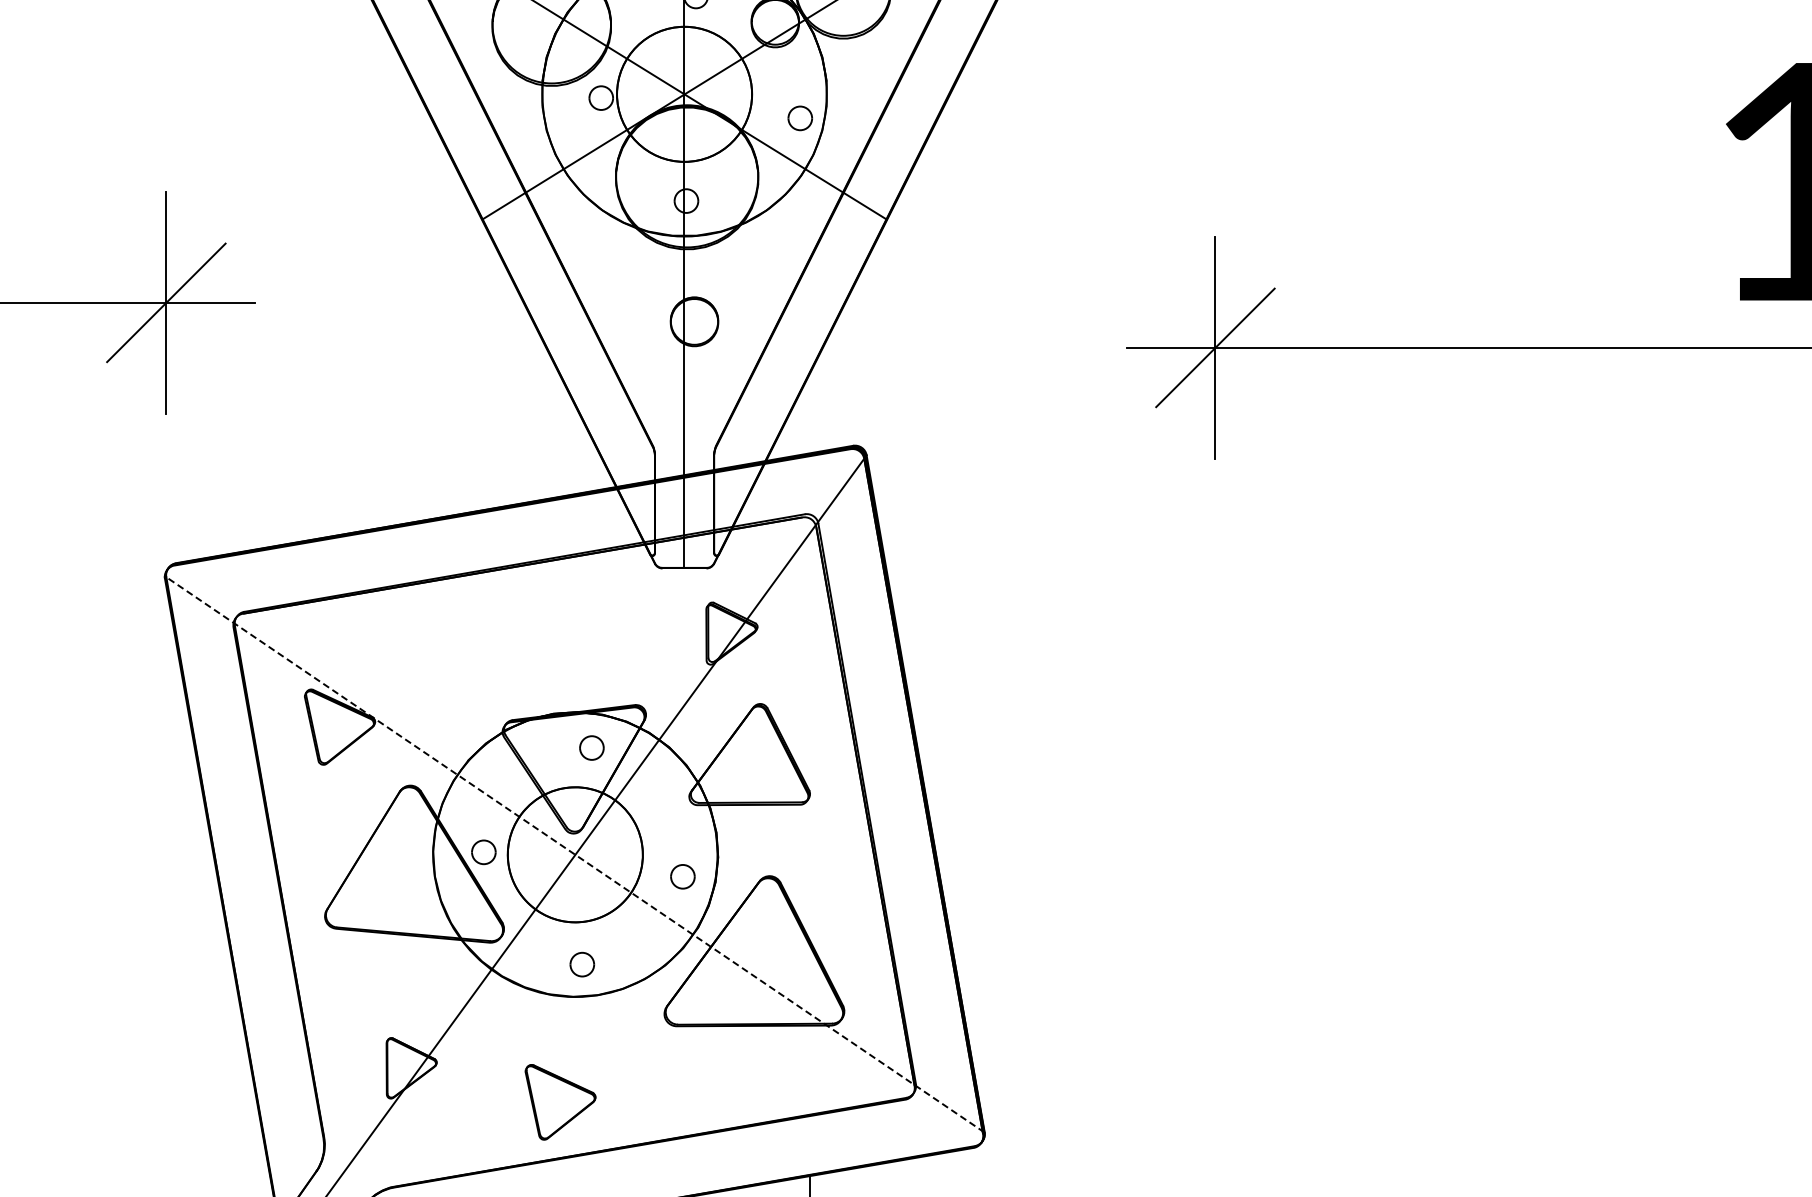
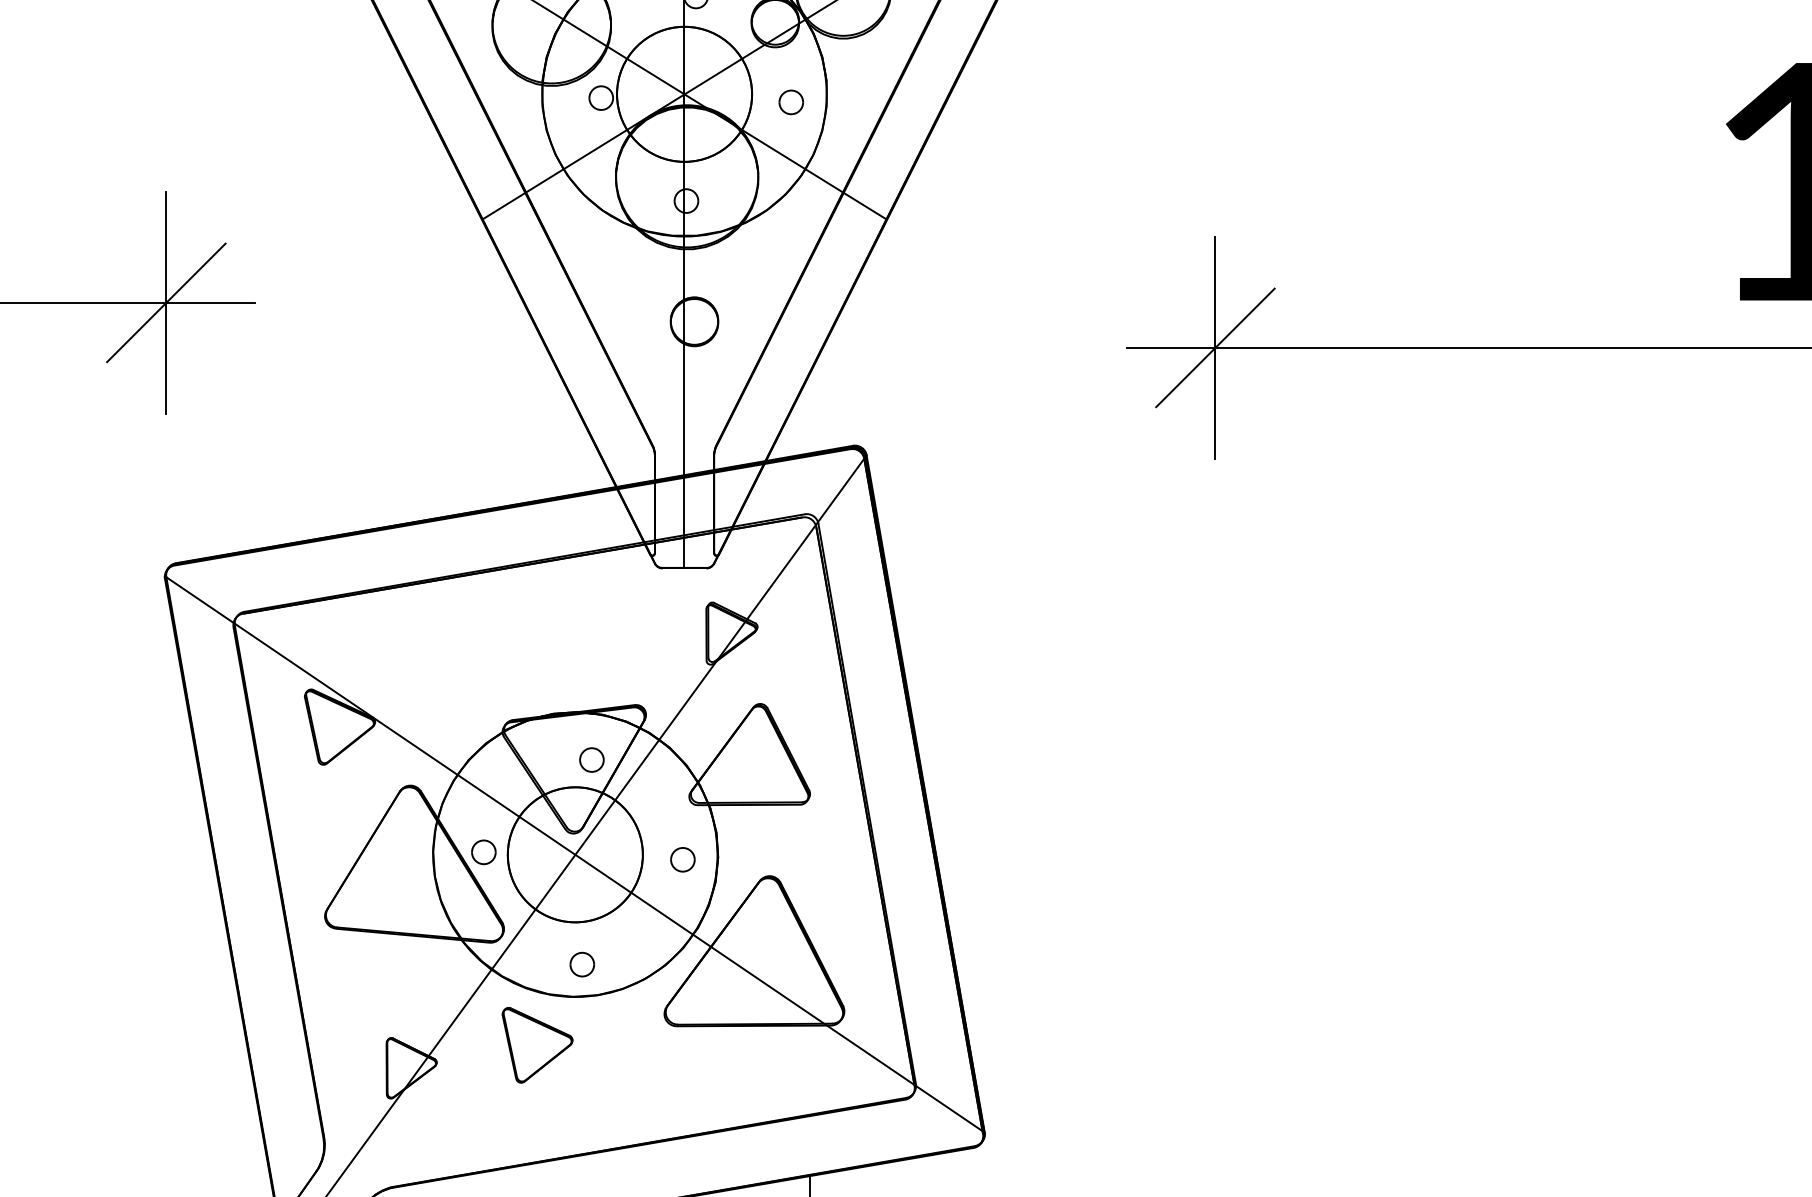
part position: (799, 118) -> (790, 102) (790, 102)
part position: (591, 747) -> (591, 759) (591, 759)
line: dashed -> solid (574, 854)
part position: (682, 876) -> (682, 859) (682, 859)
part position: (560, 1102) -> (537, 1045) (537, 1045)
